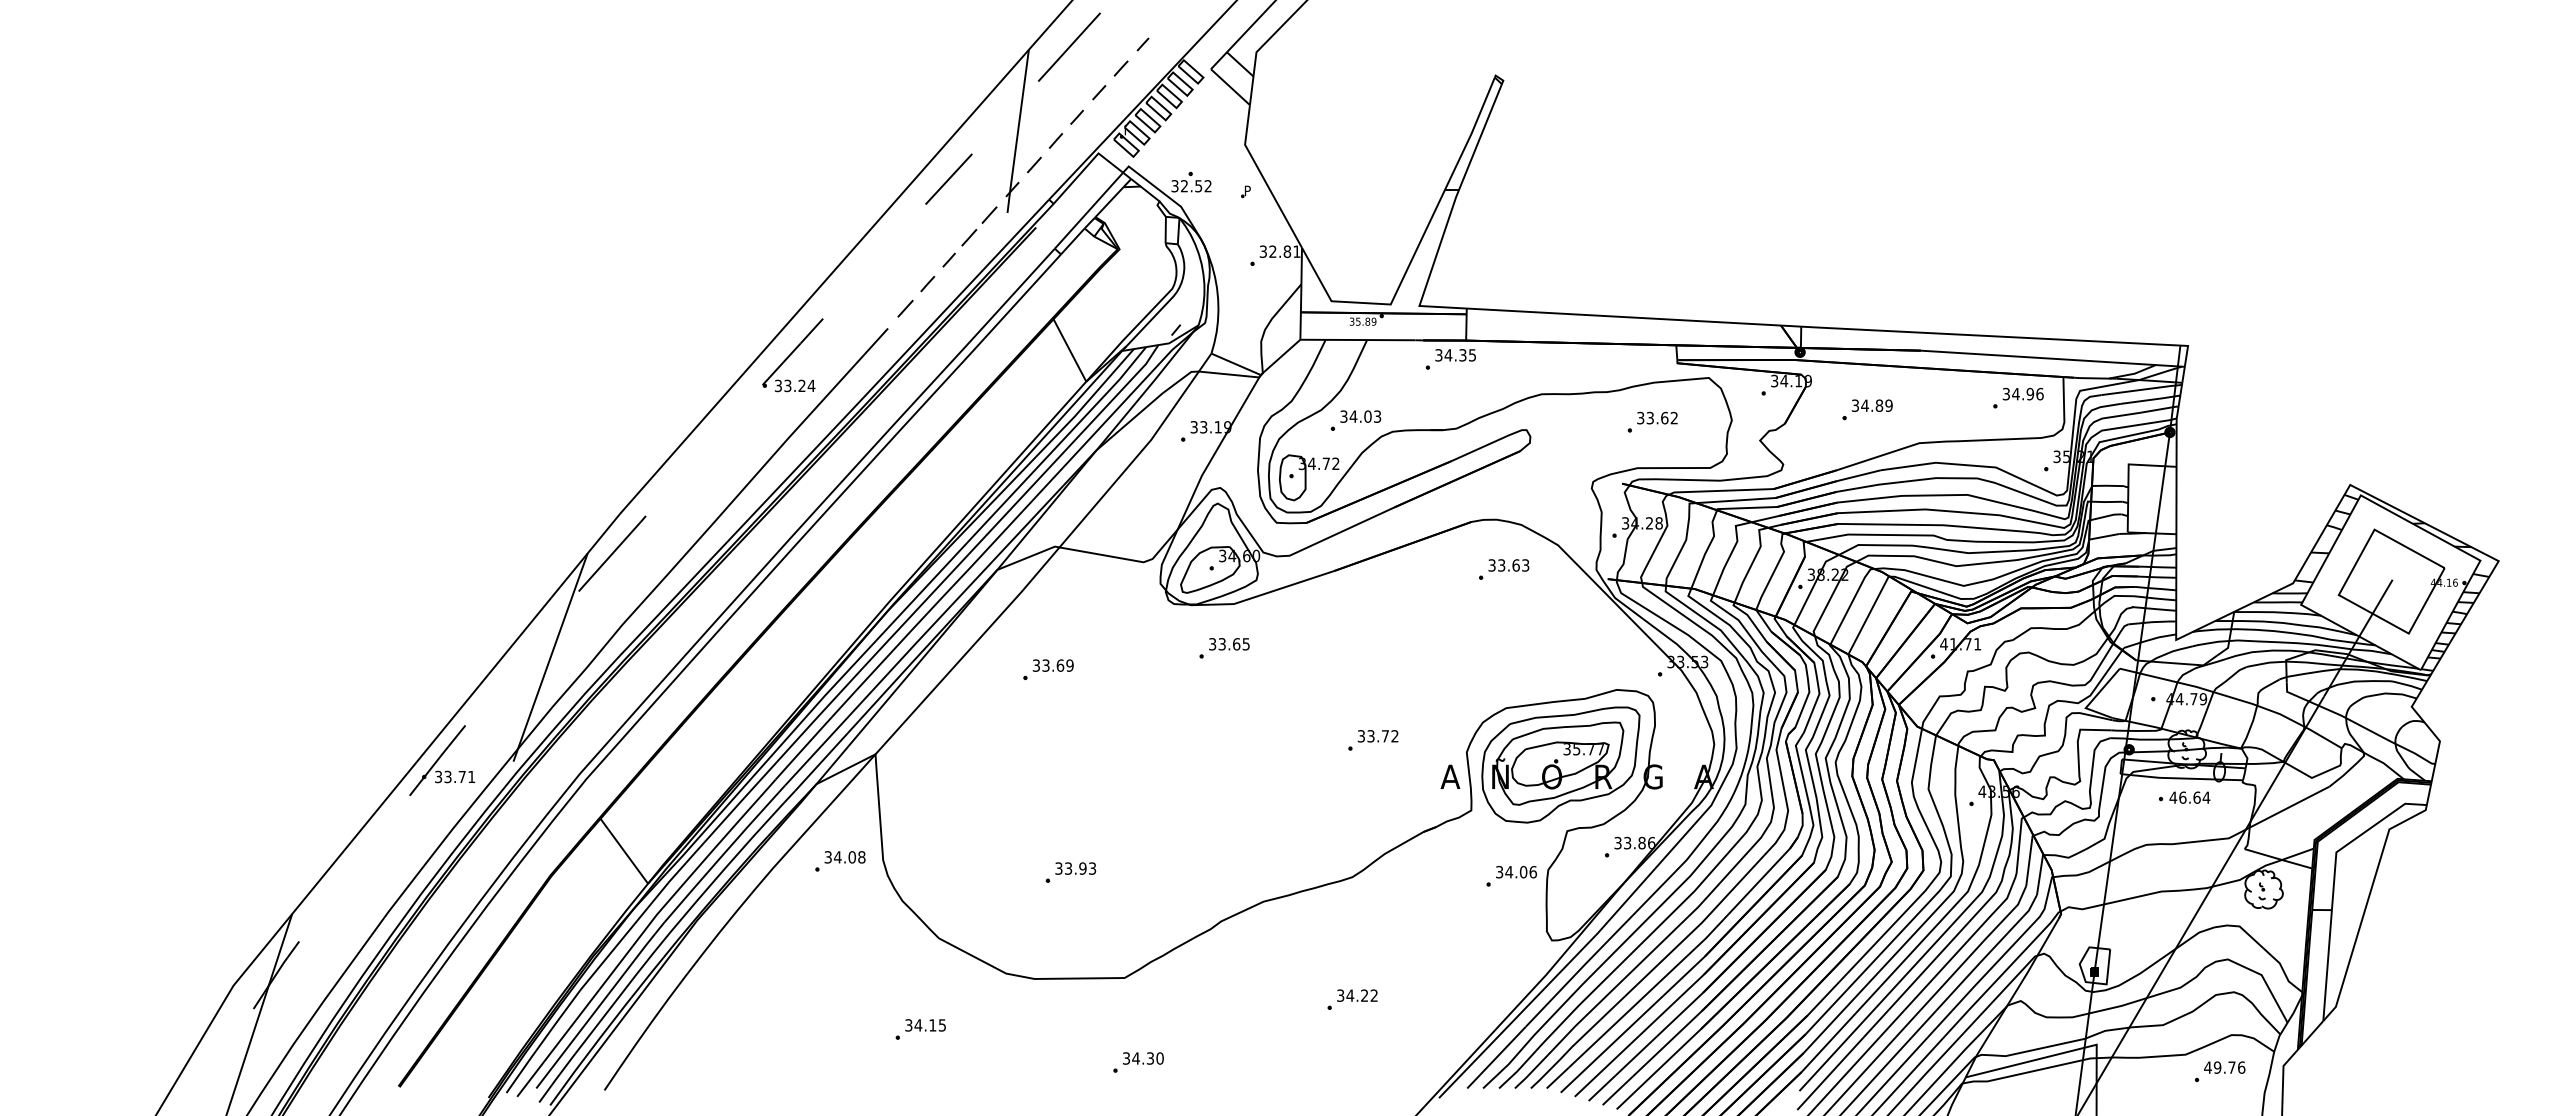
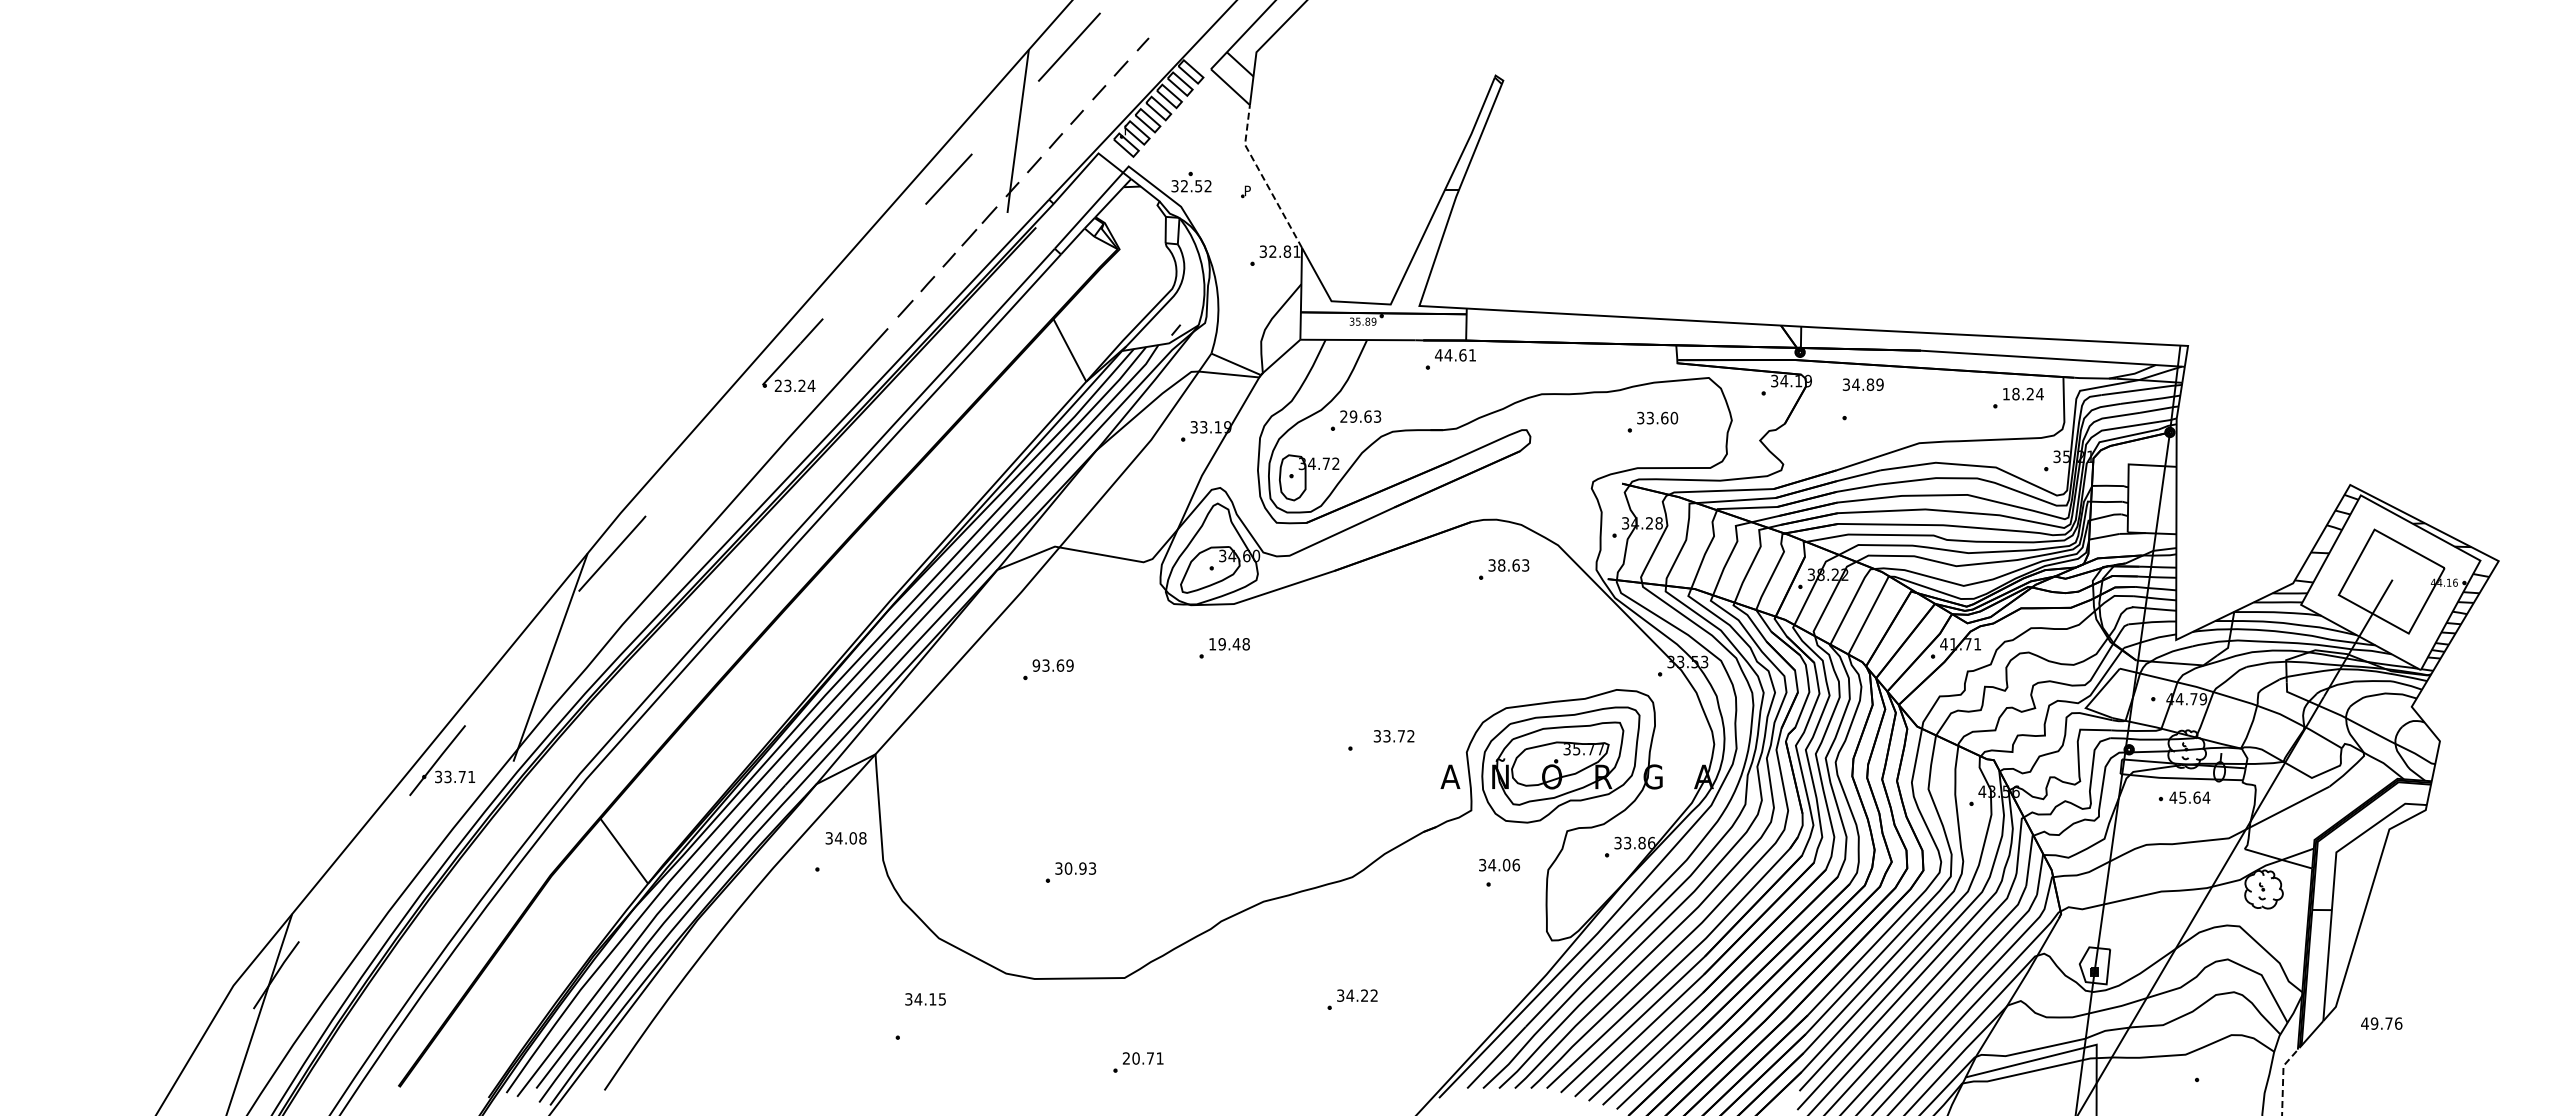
line: solid -> dashed (1263, 177)
text: 34.35 -> 44.61 (1454, 355)
text: 33.24 -> 23.24 (777, 386)
text: 34.96 -> 18.24 (2022, 393)
text position: (1871, 405) -> (1862, 384) (1862, 384)
text: 34.03 -> 29.63 (1355, 416)
text: 33.62 -> 33.60 (1674, 418)
text: 33.63 -> 38.63 (1501, 565)
text: 33.65 -> 19.48 (1229, 644)
text: 33.69 -> 93.69 (1036, 665)
text position: (1377, 736) -> (1393, 736) (1393, 736)
text: 46.64 -> 45.64 (2182, 797)
text position: (844, 857) -> (845, 838) (845, 838)
text: 33.93 -> 30.93 (1068, 868)
text position: (1516, 872) -> (1499, 865) (1499, 865)
text position: (925, 1025) -> (925, 999) (925, 999)
text: 34.30 -> 20.71 (1143, 1058)
text position: (2224, 1067) -> (2381, 1023) (2381, 1023)
line: solid -> dashed (2283, 1077)
